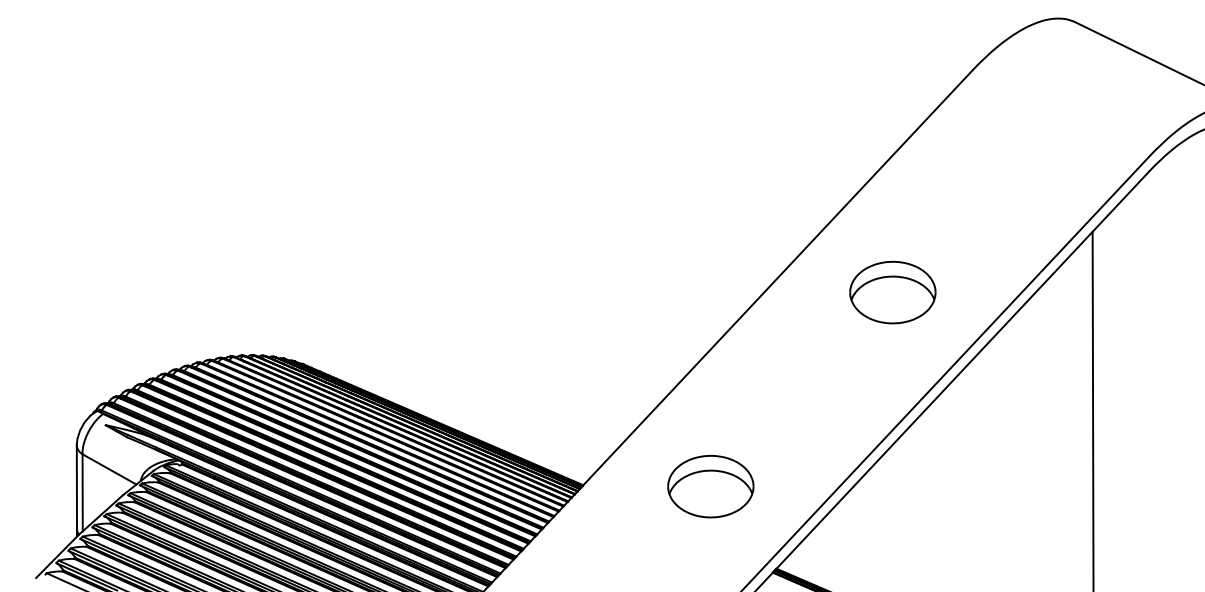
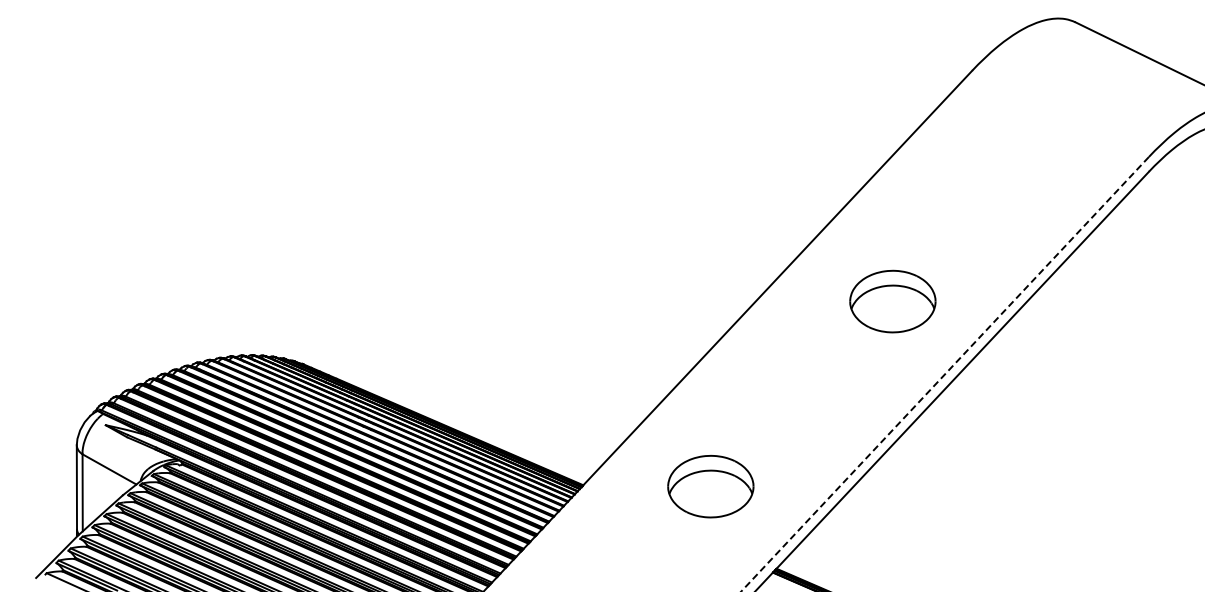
part position: (892, 292) -> (892, 301) (892, 301)
line: solid -> dashed (945, 374)
line: present -> none (1092, 409)
